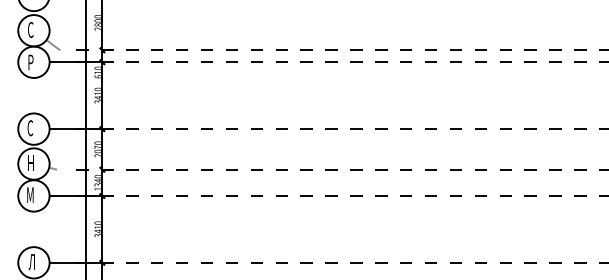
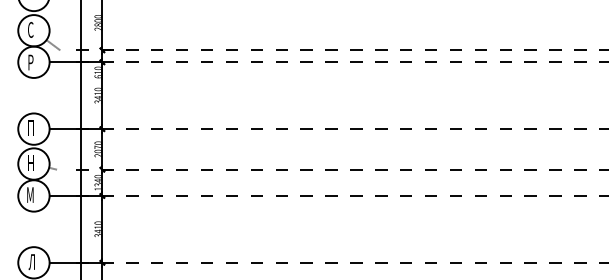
text: С -> П (30, 128)
line position: (85, 139) -> (80, 139) (80, 139)
